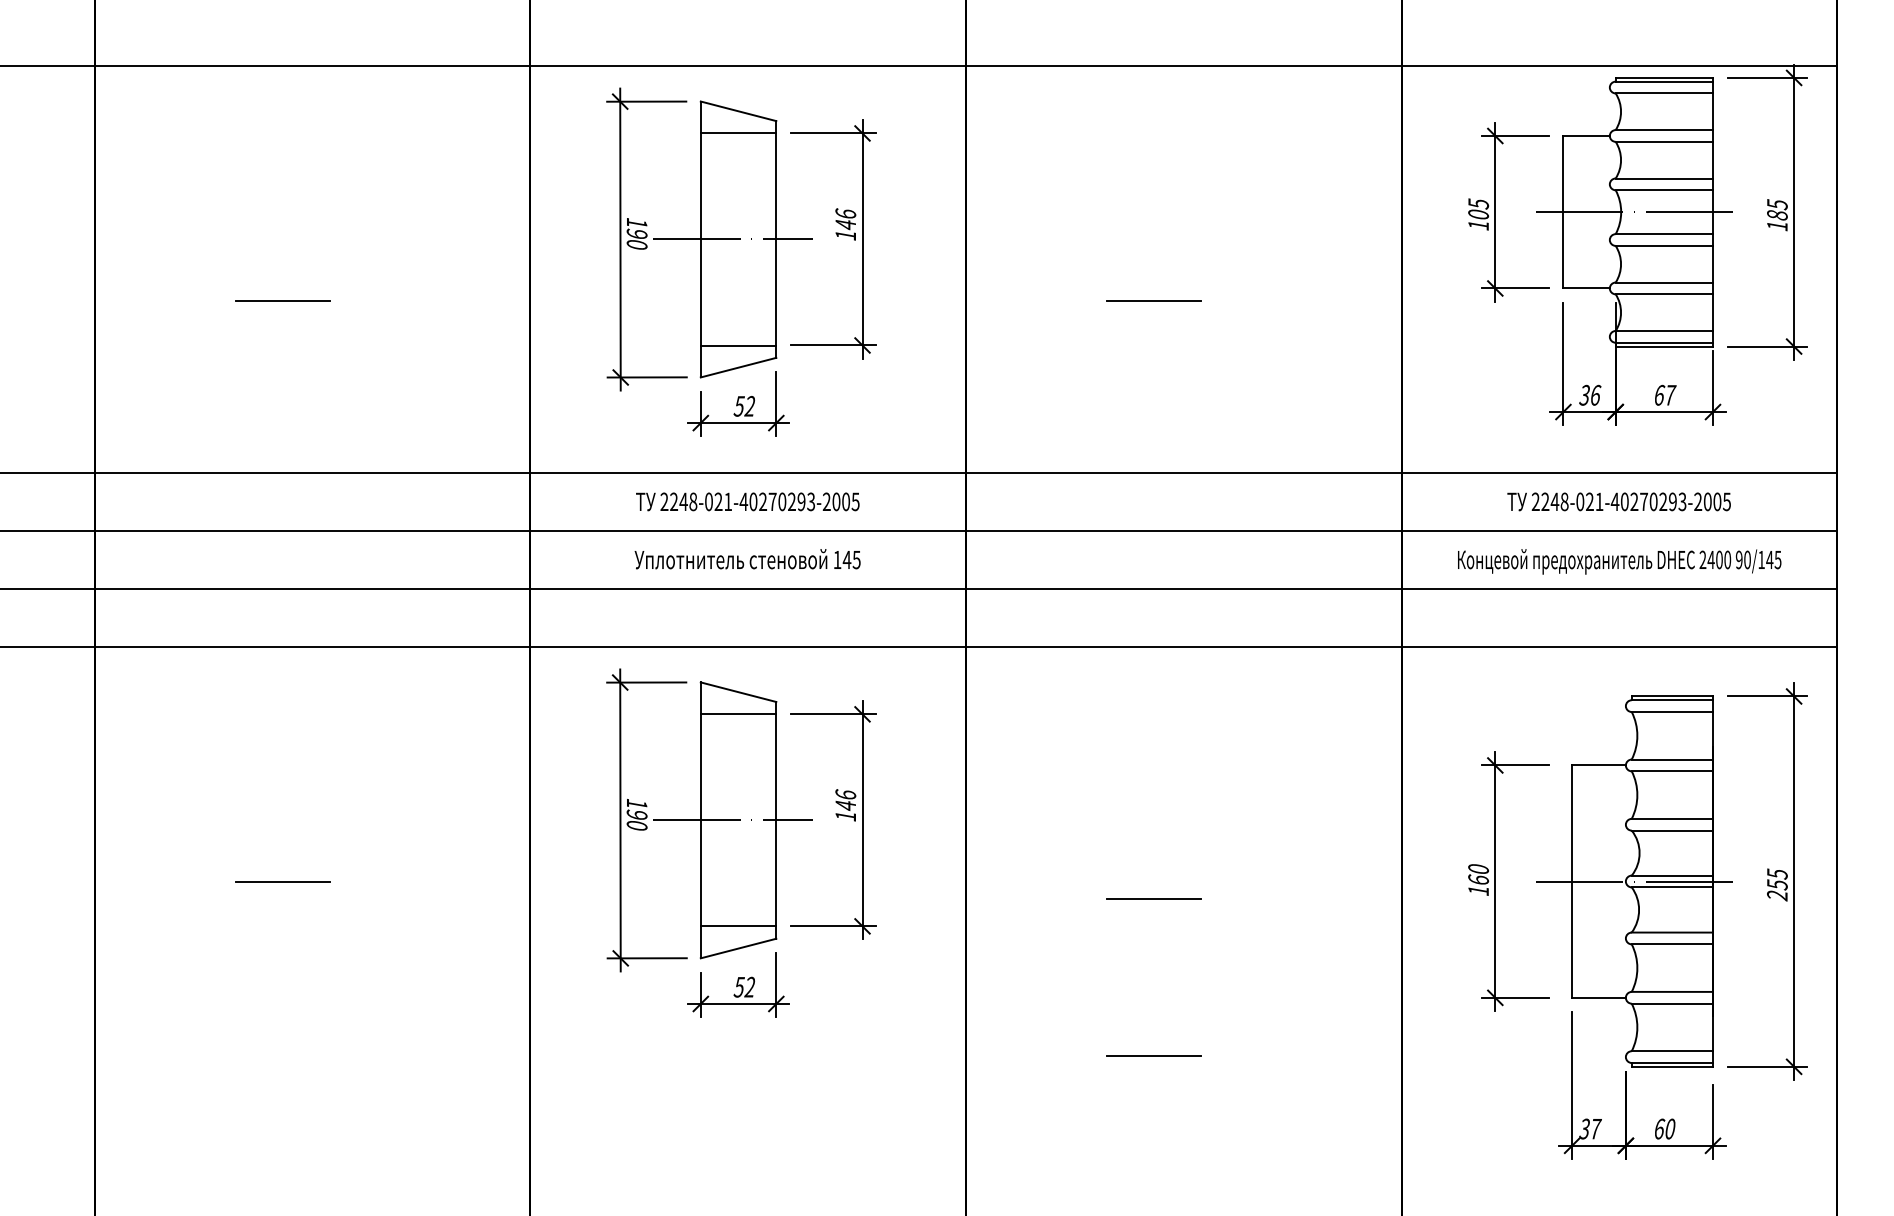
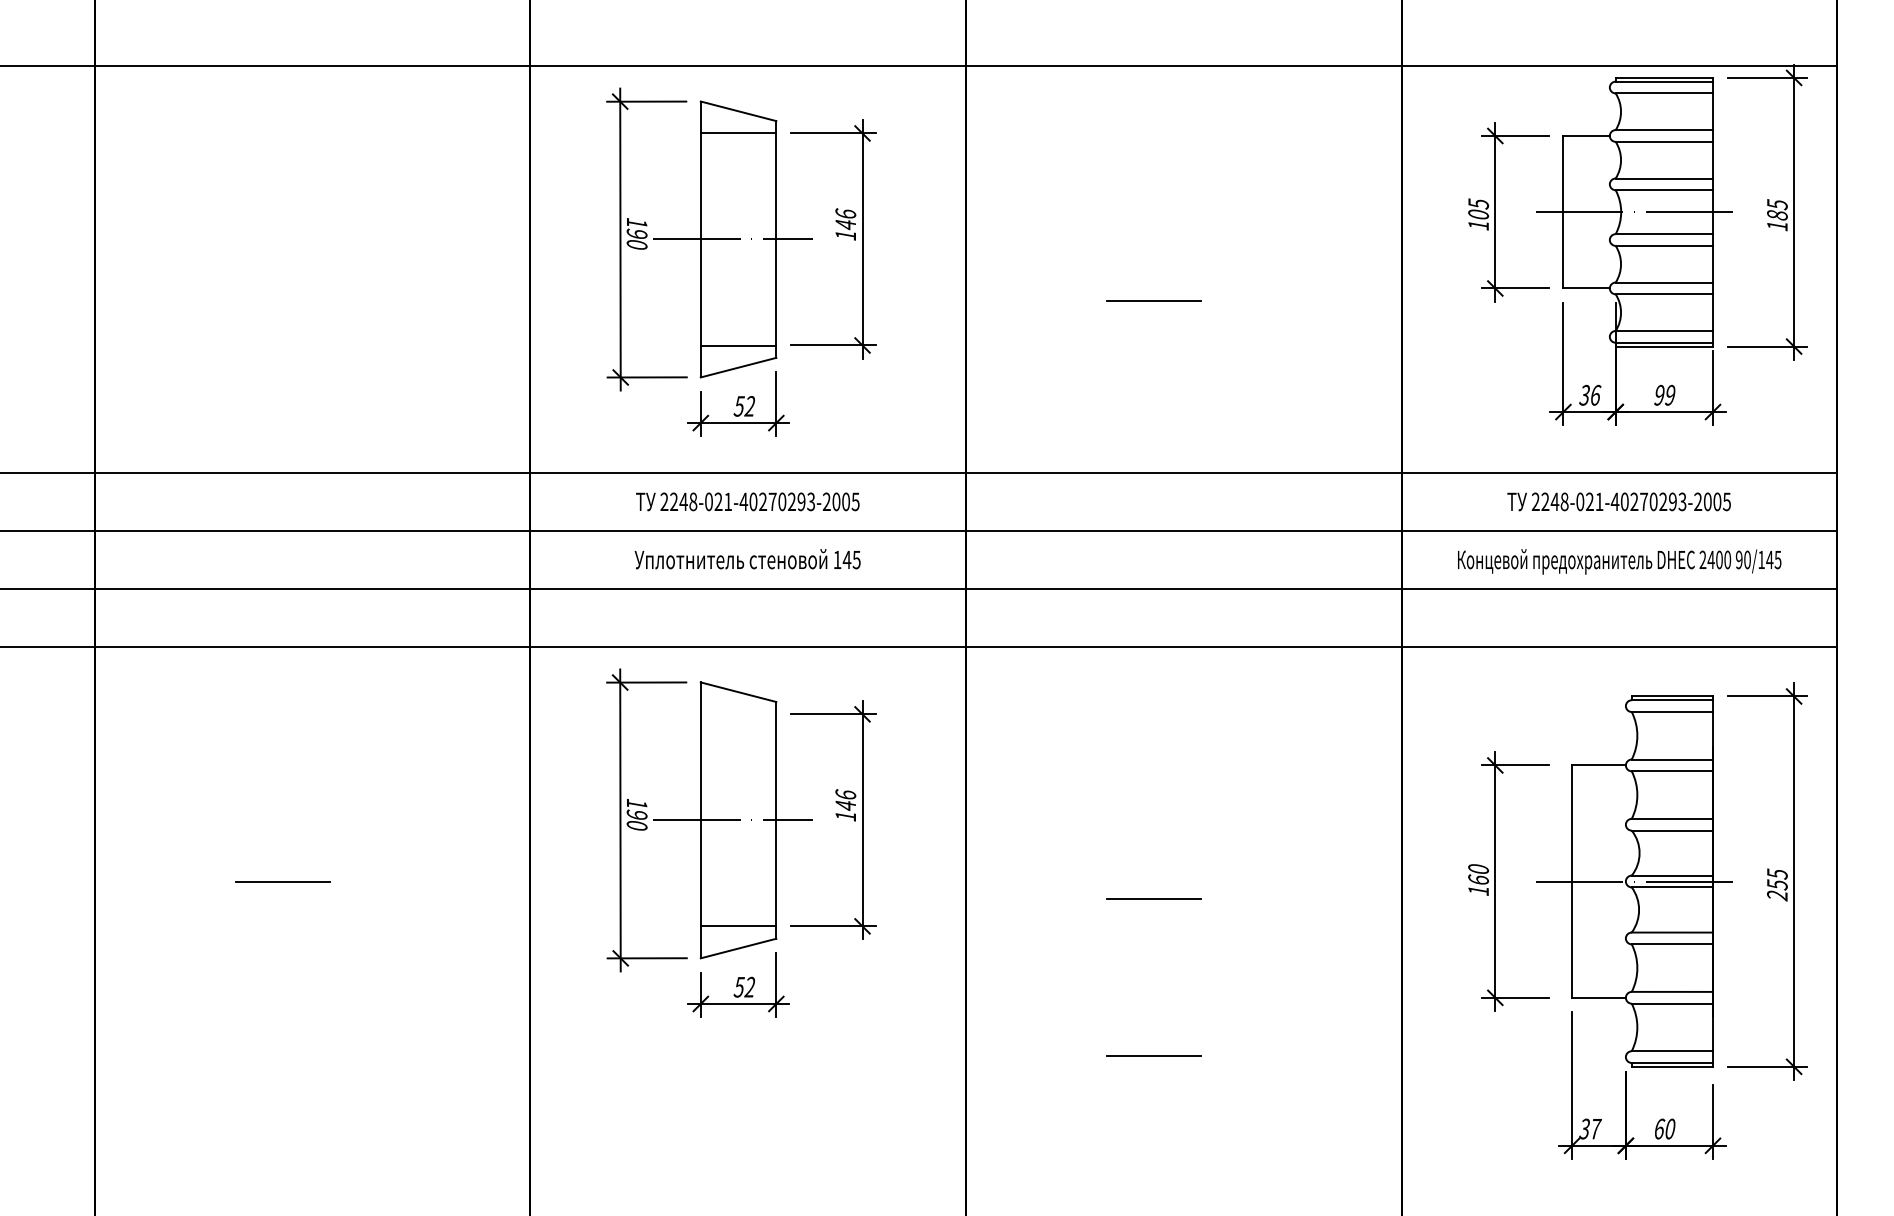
line: present -> none (282, 300)
text: 67 -> 99 (1665, 394)
line: present -> none (738, 714)
